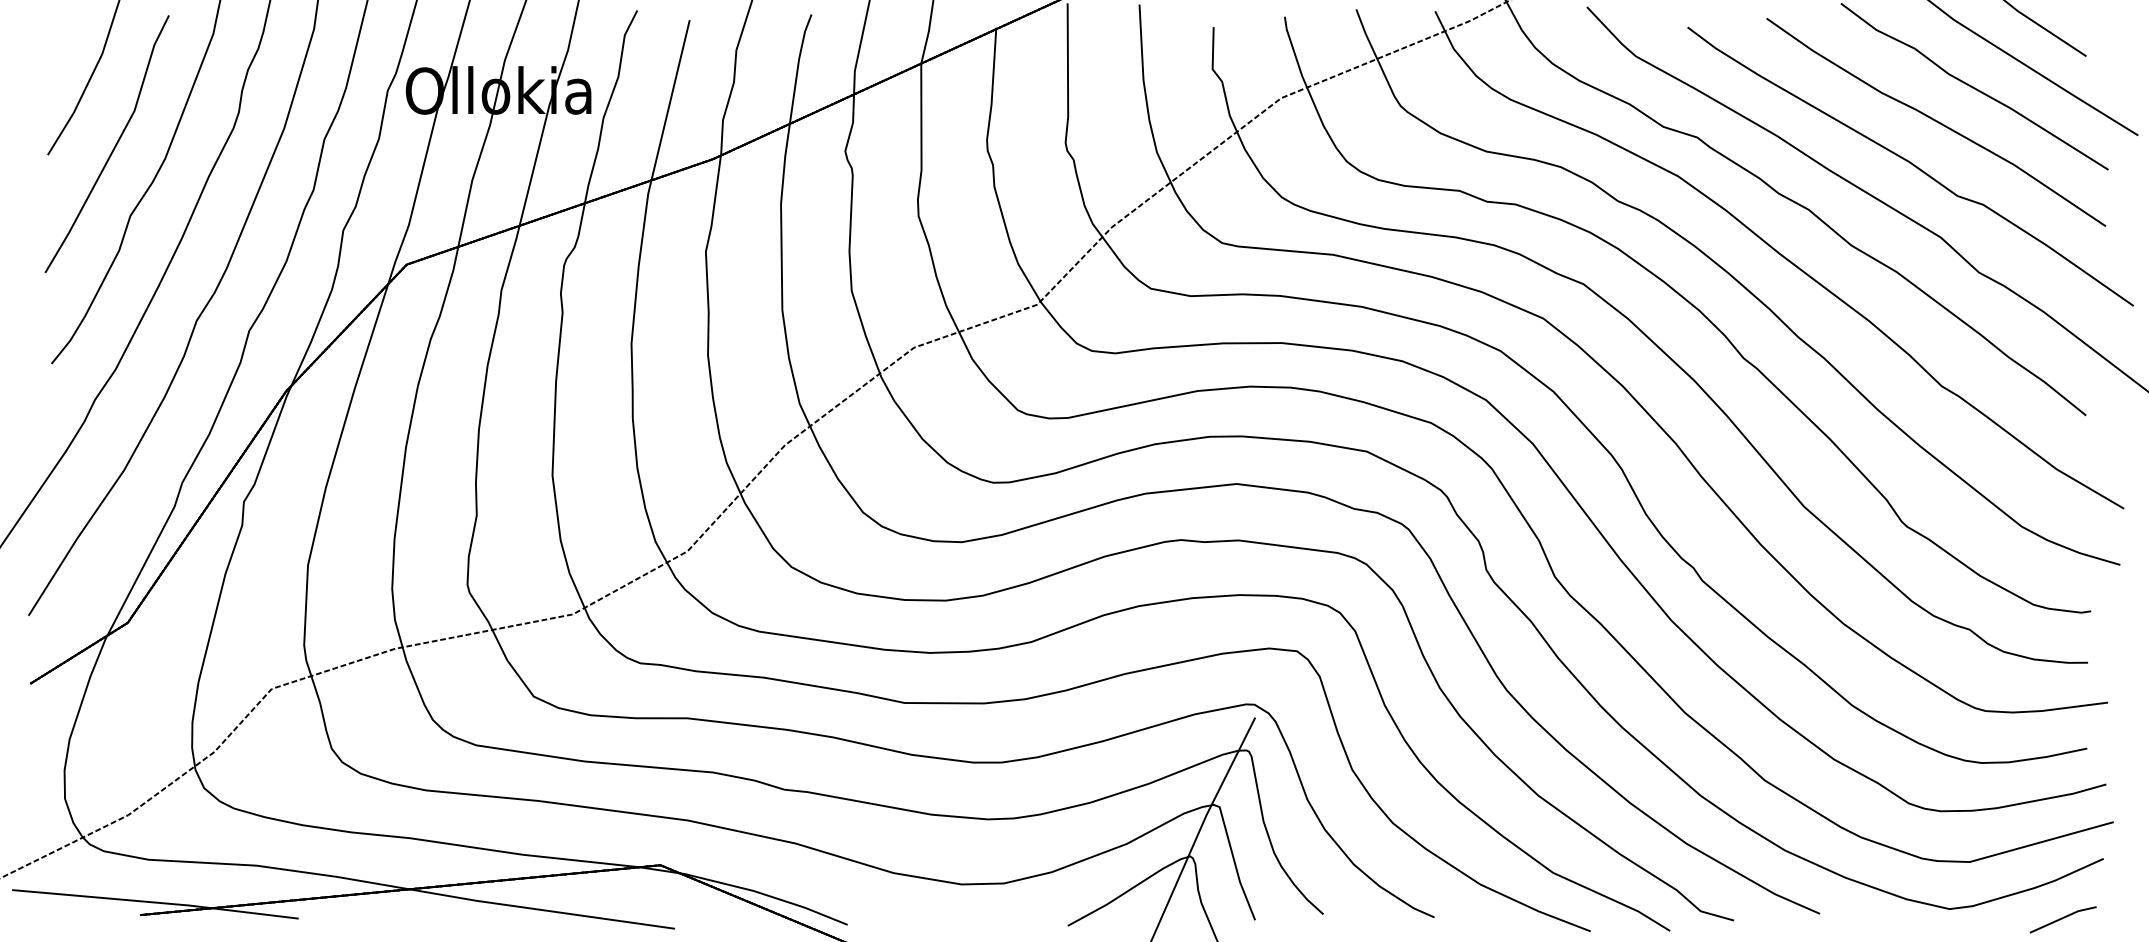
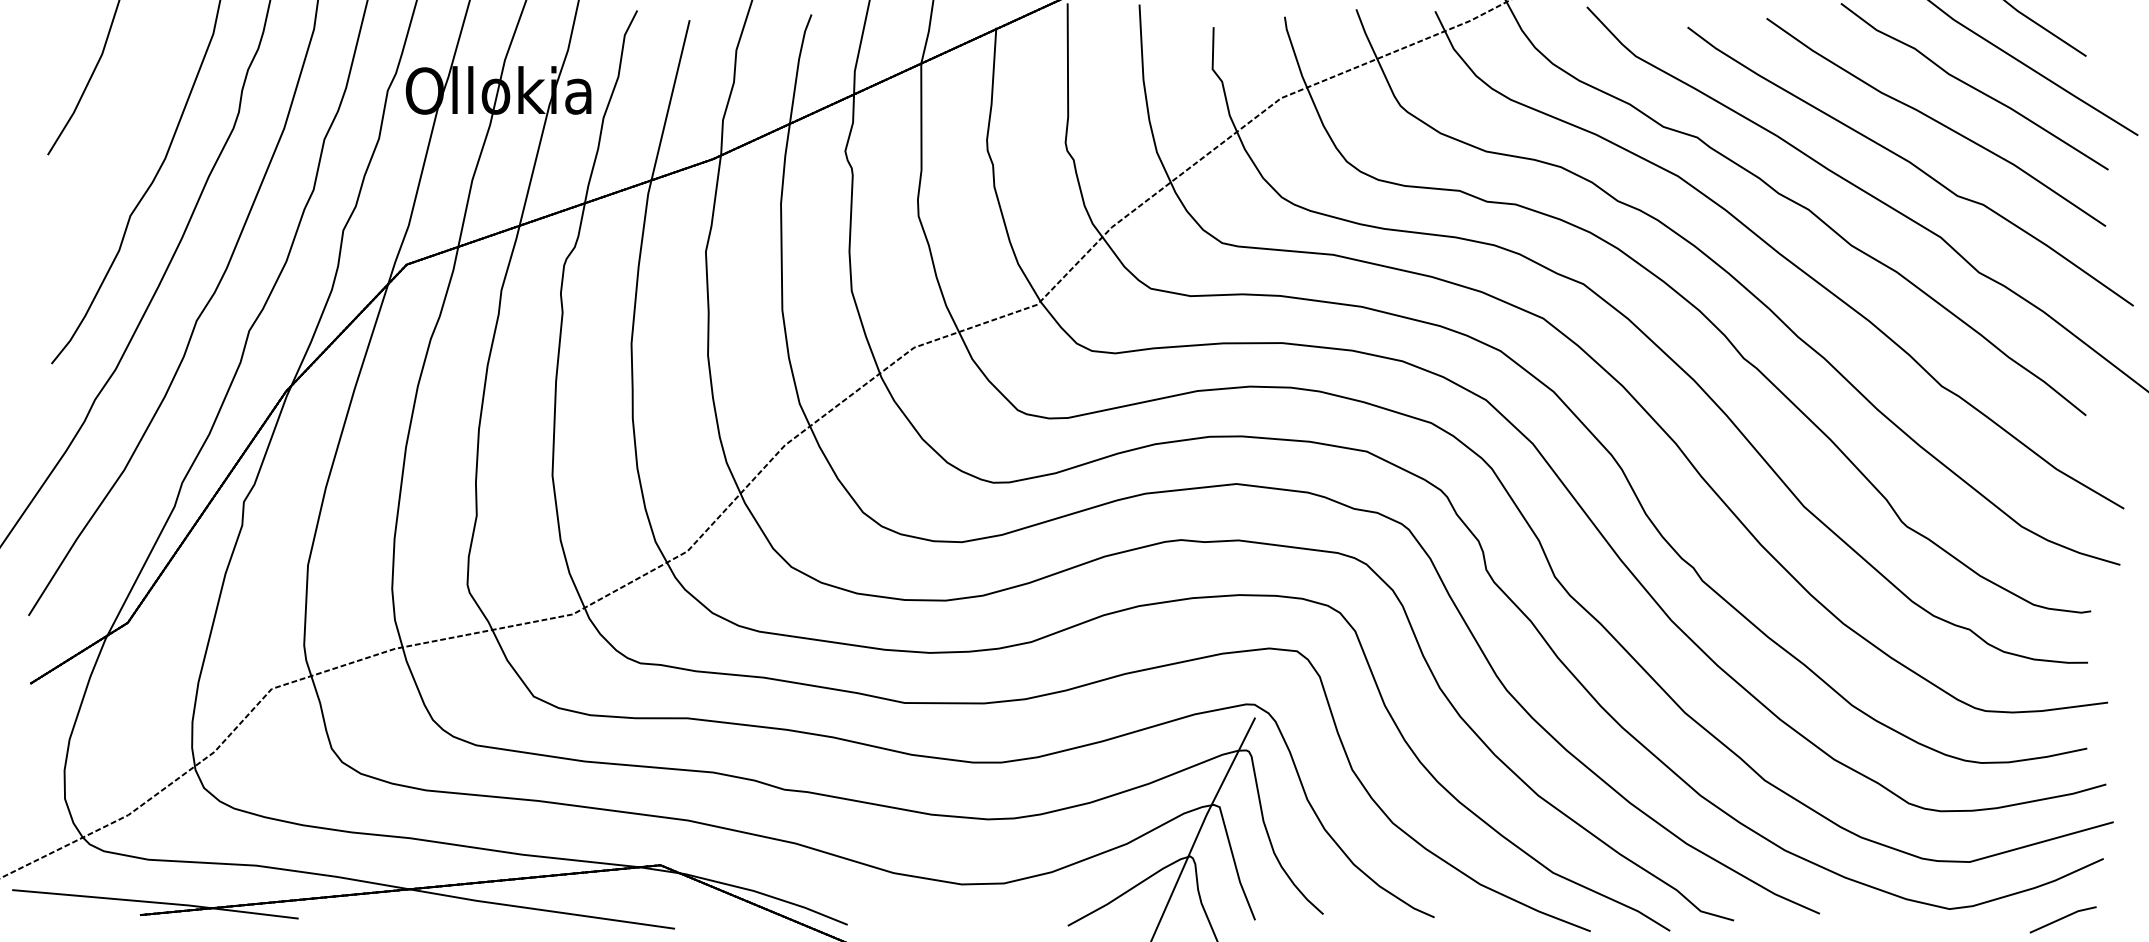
line: present -> none (113, 147)
